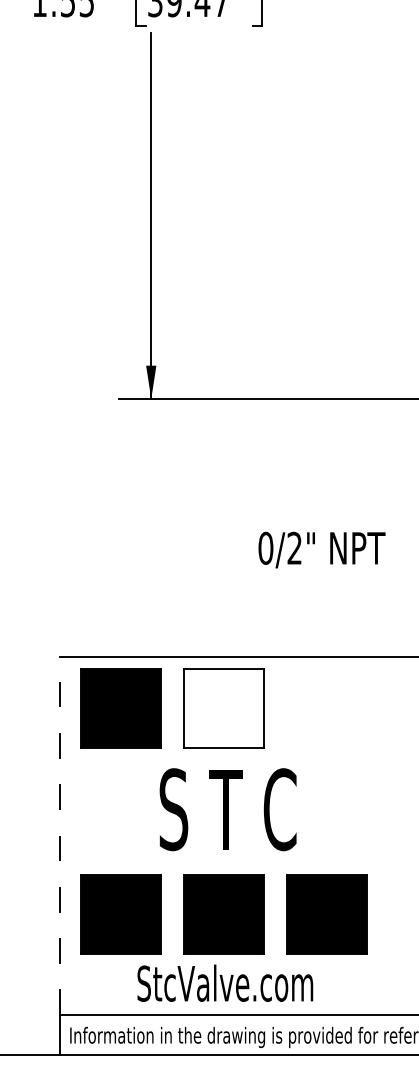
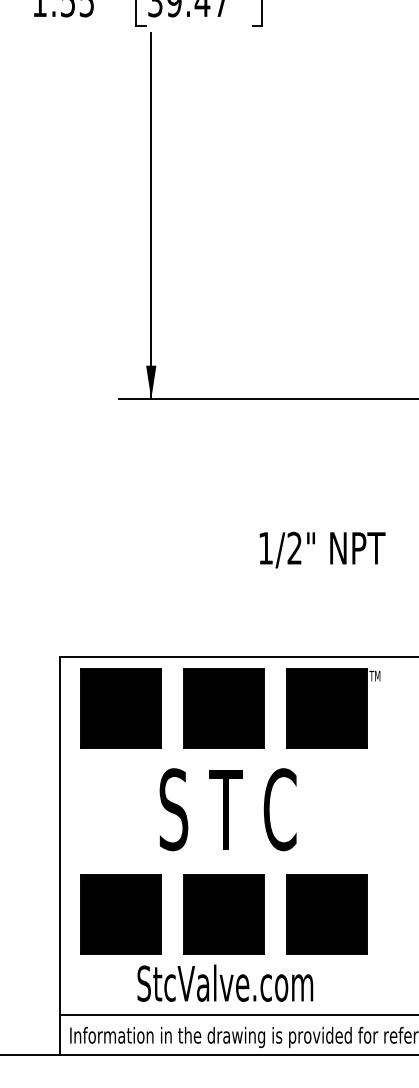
text: 0/2" -> 1/2" (265, 547)
fill: none -> present (223, 708)
part: none -> present (333, 708)
line: dashed -> solid (60, 836)
